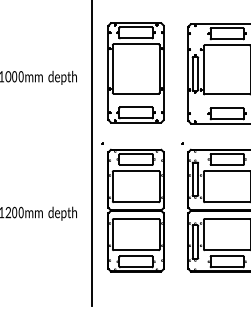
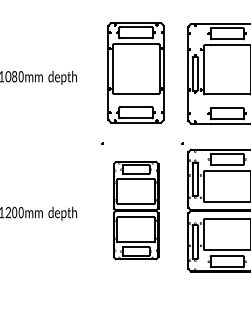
text: 00 -> 80 (14, 76)
line: present -> none (92, 153)
part size: 58x125 px -> 47x101 px (136, 210)
